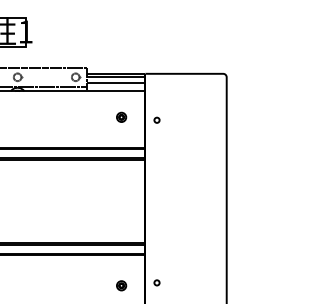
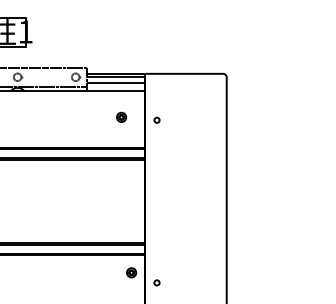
part position: (121, 285) -> (131, 272) (131, 272)
